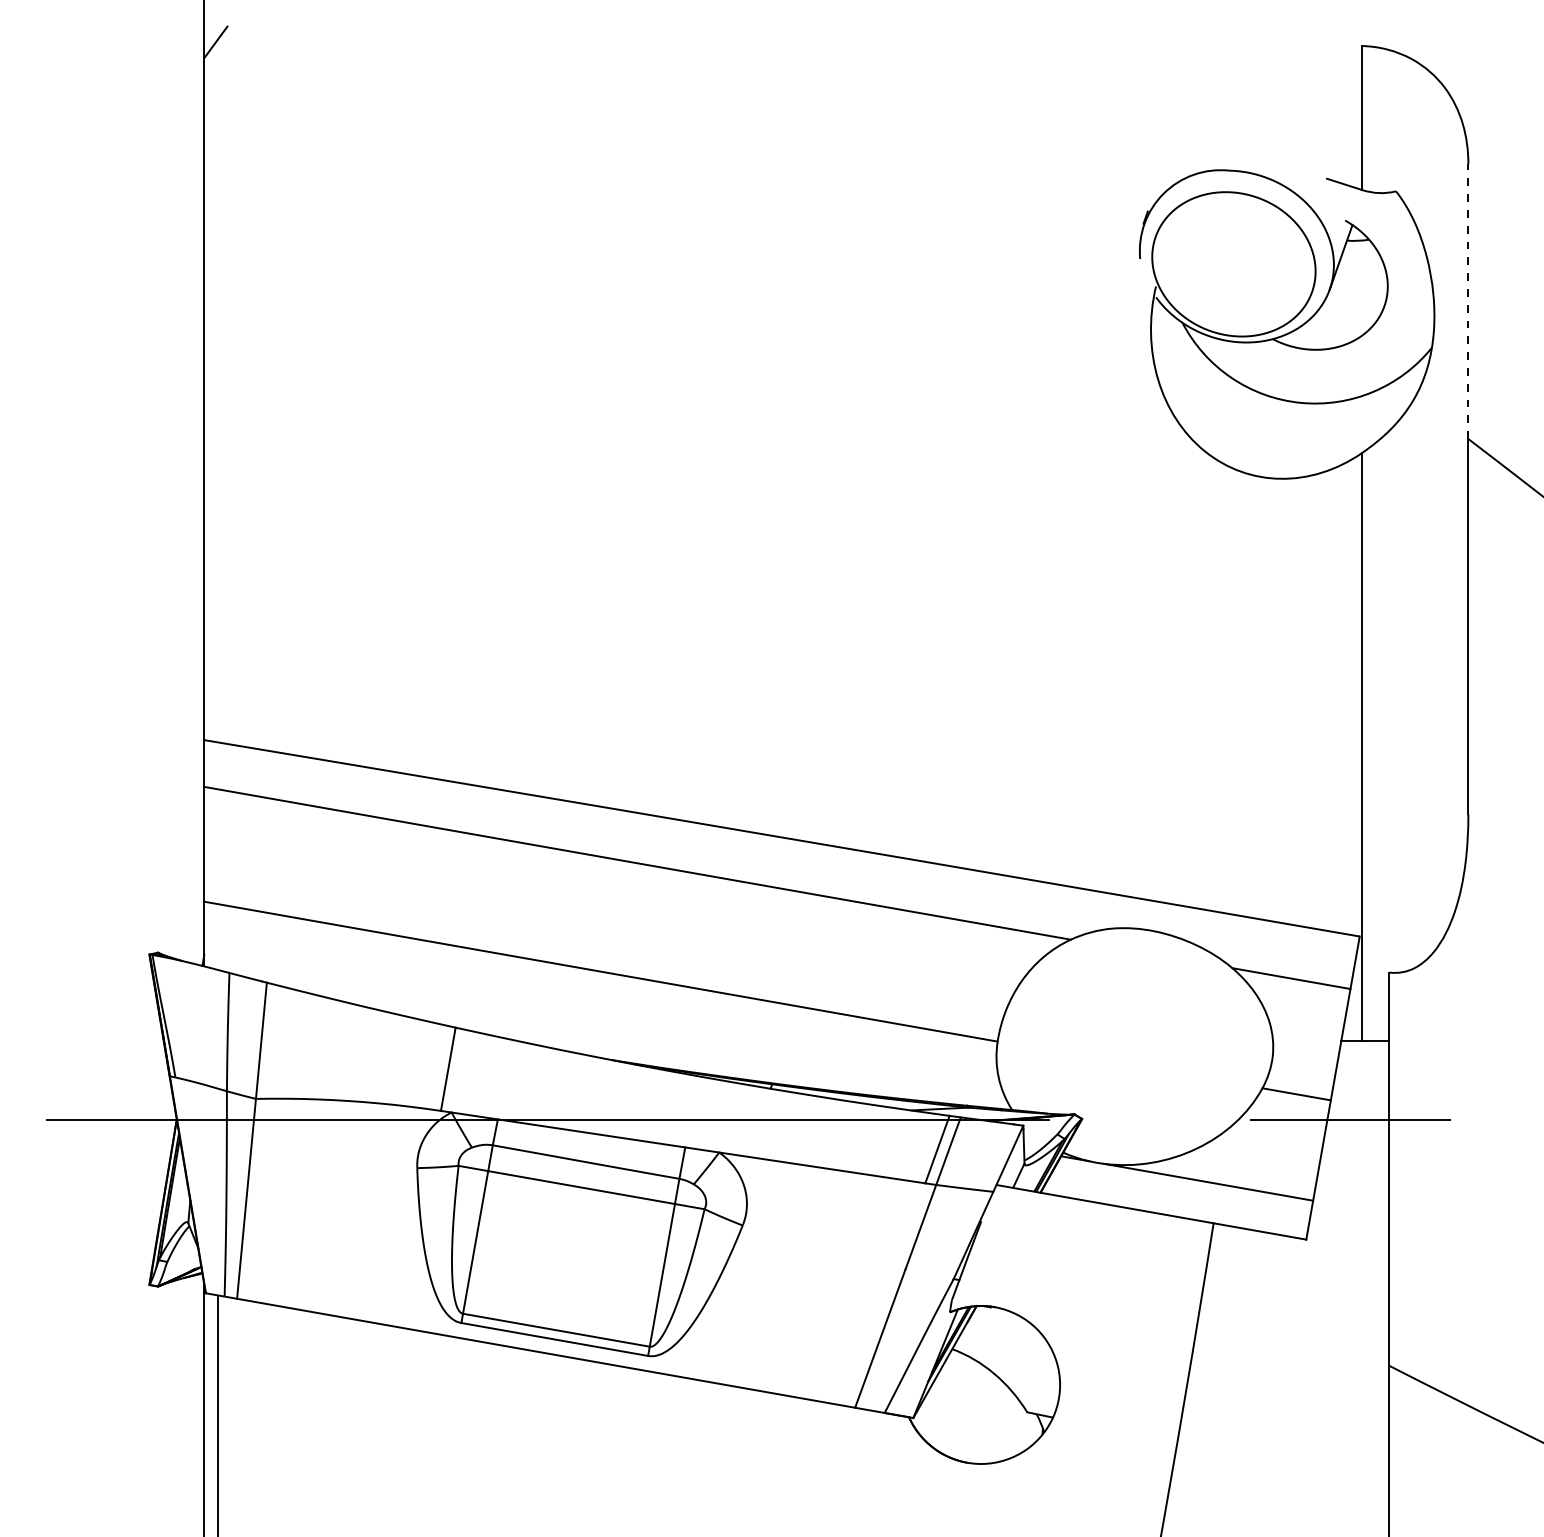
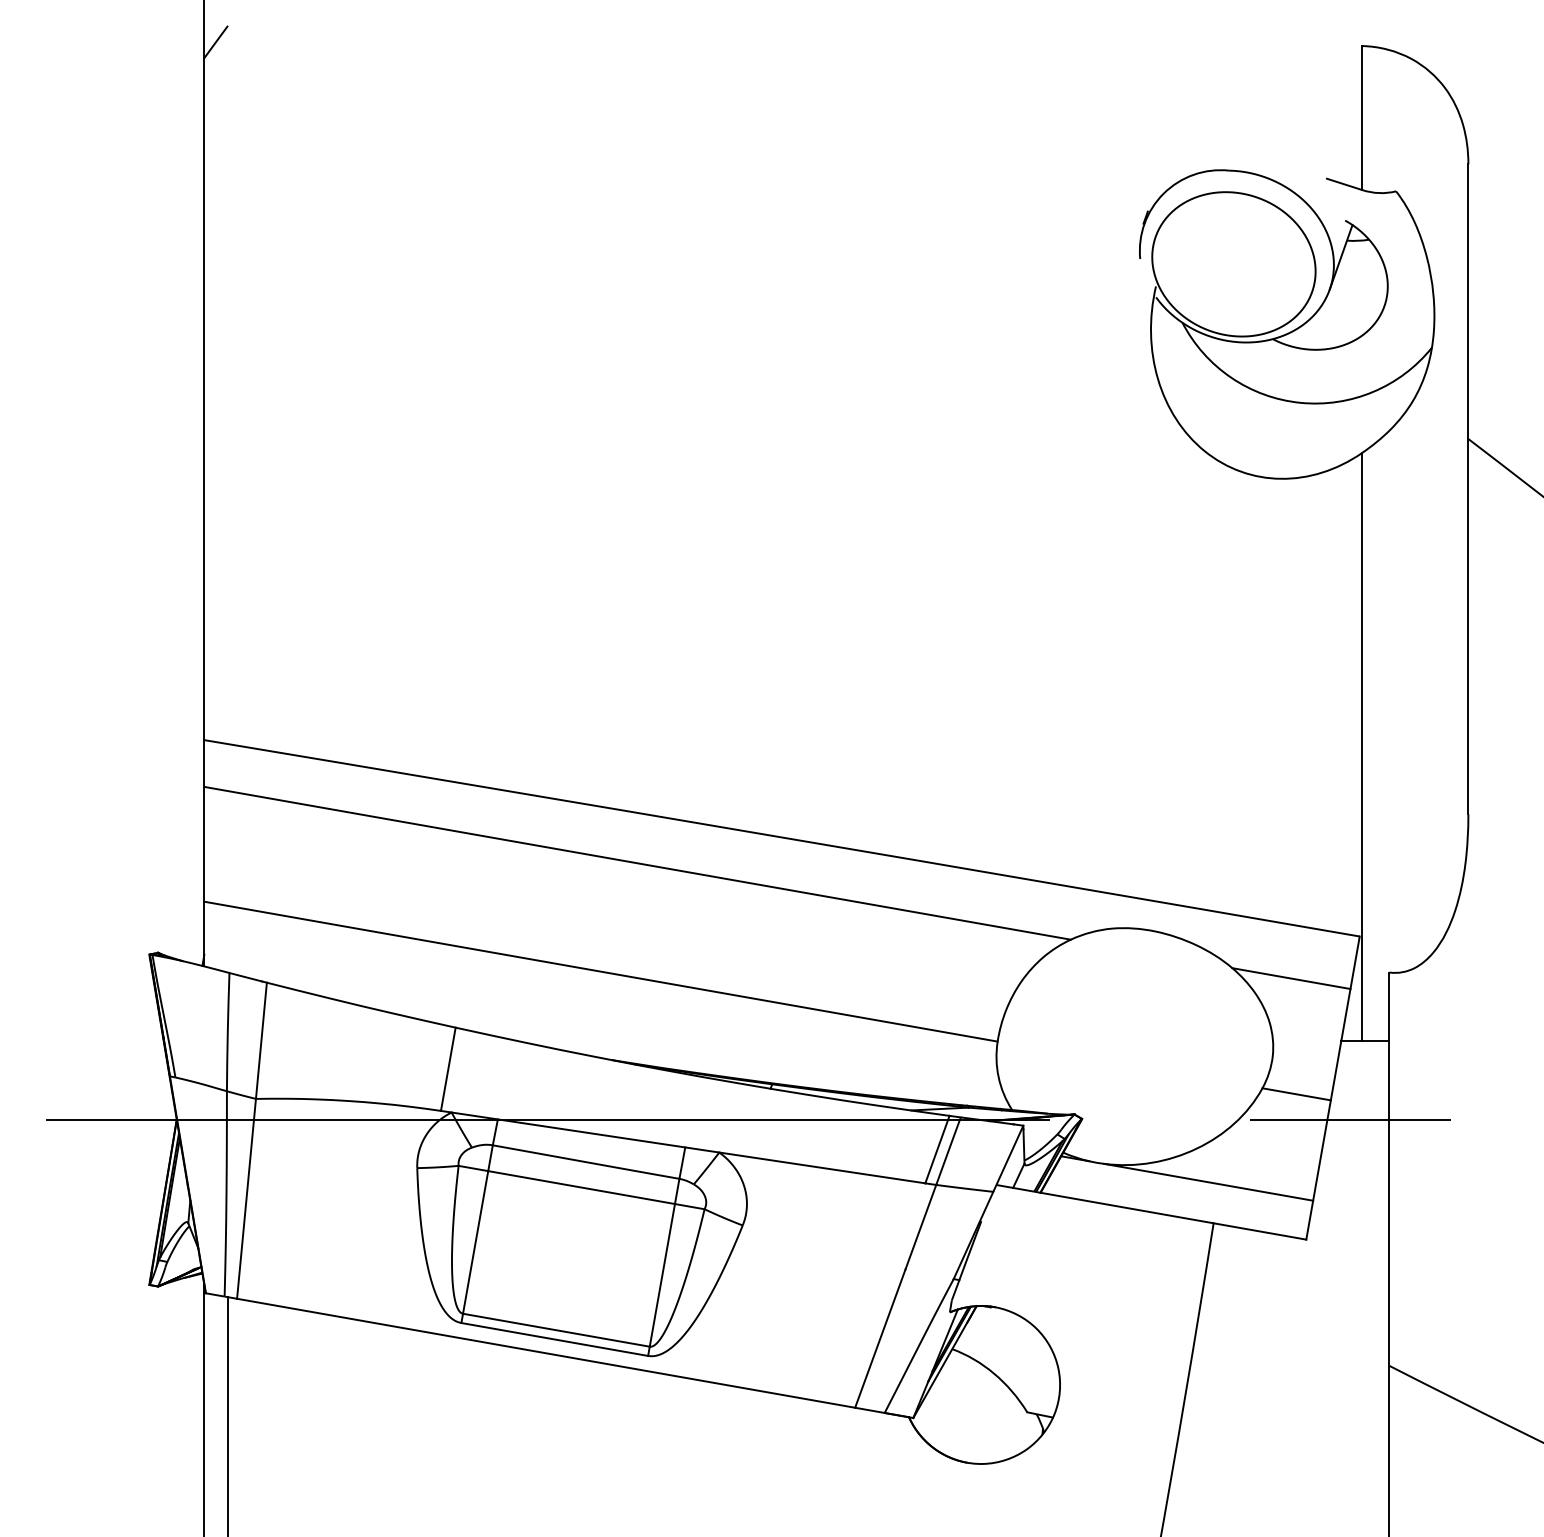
line: dashed -> solid (1468, 301)
line position: (218, 1415) -> (228, 1415) (228, 1415)
